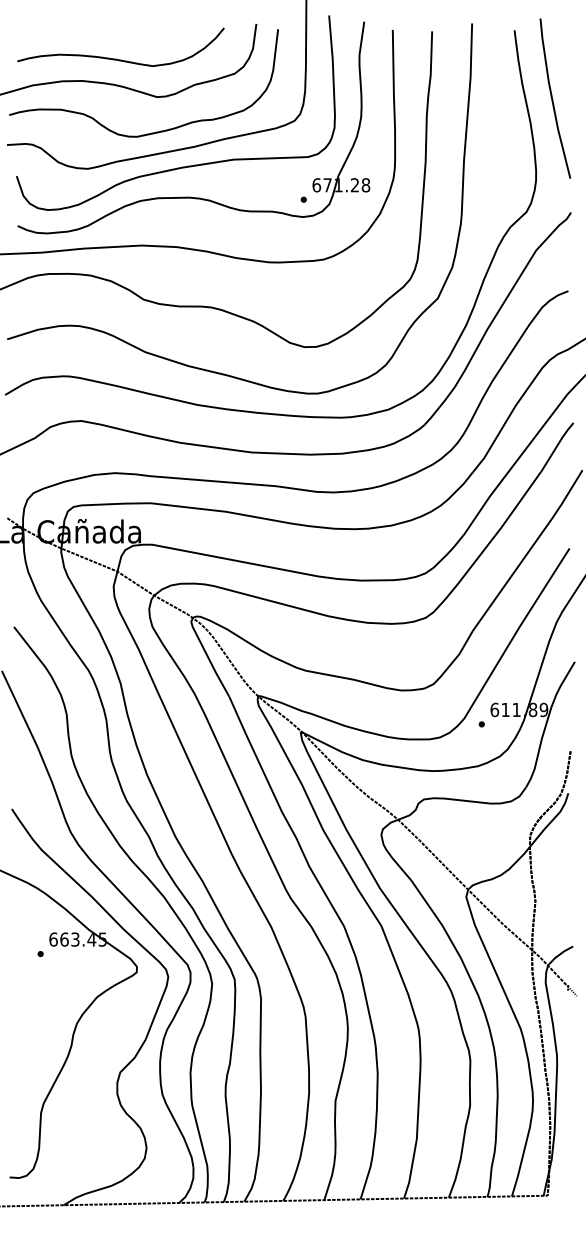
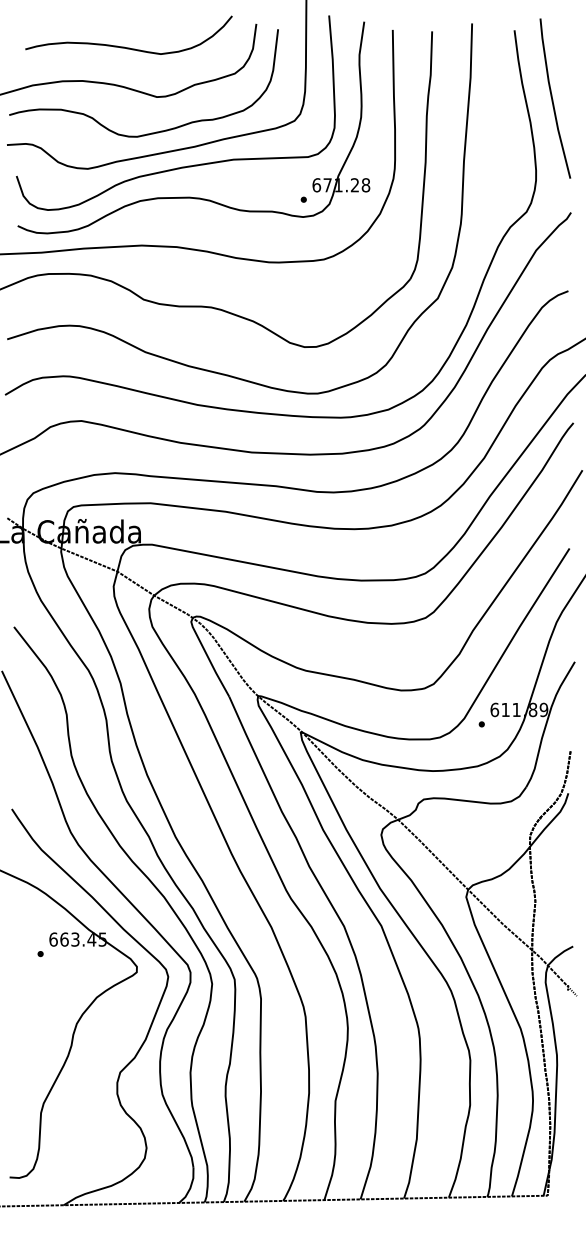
curve position: (116, 58) -> (124, 46) (124, 46)
